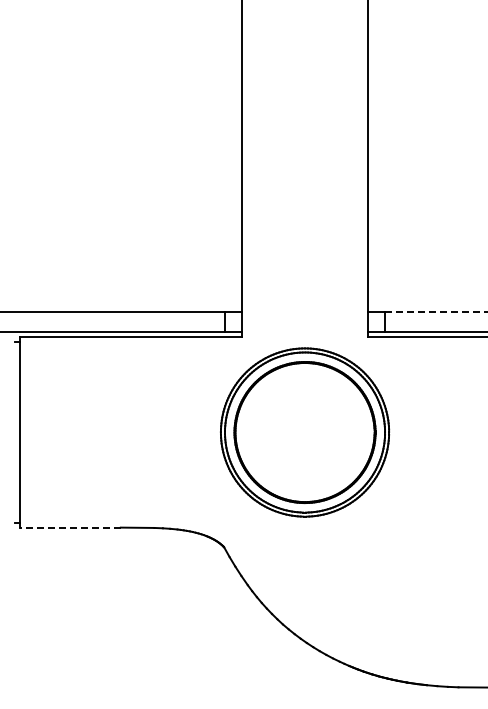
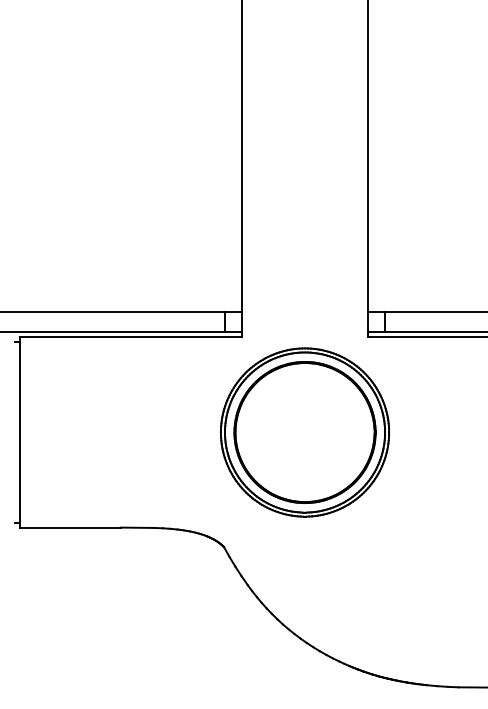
line: dashed -> solid (436, 312)
line: dashed -> solid (70, 527)
